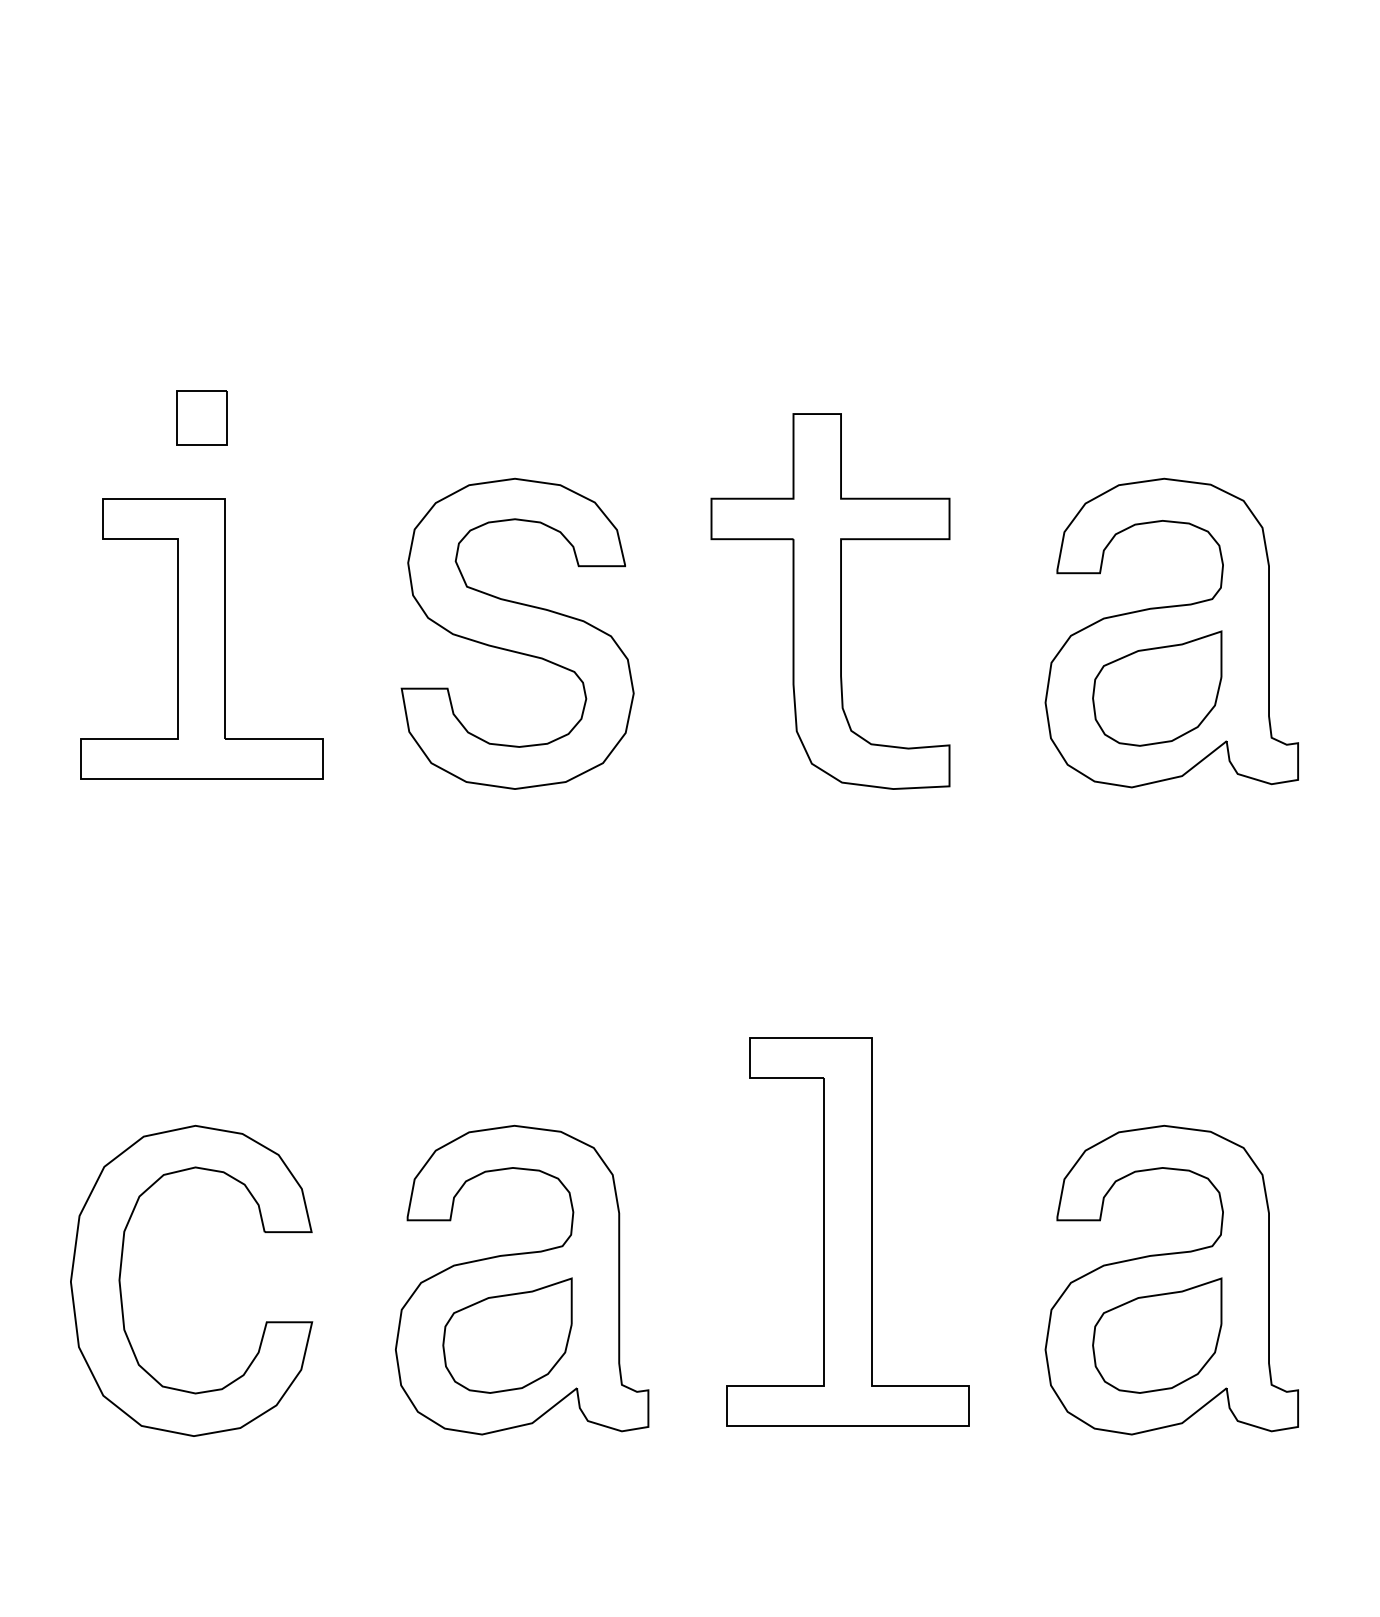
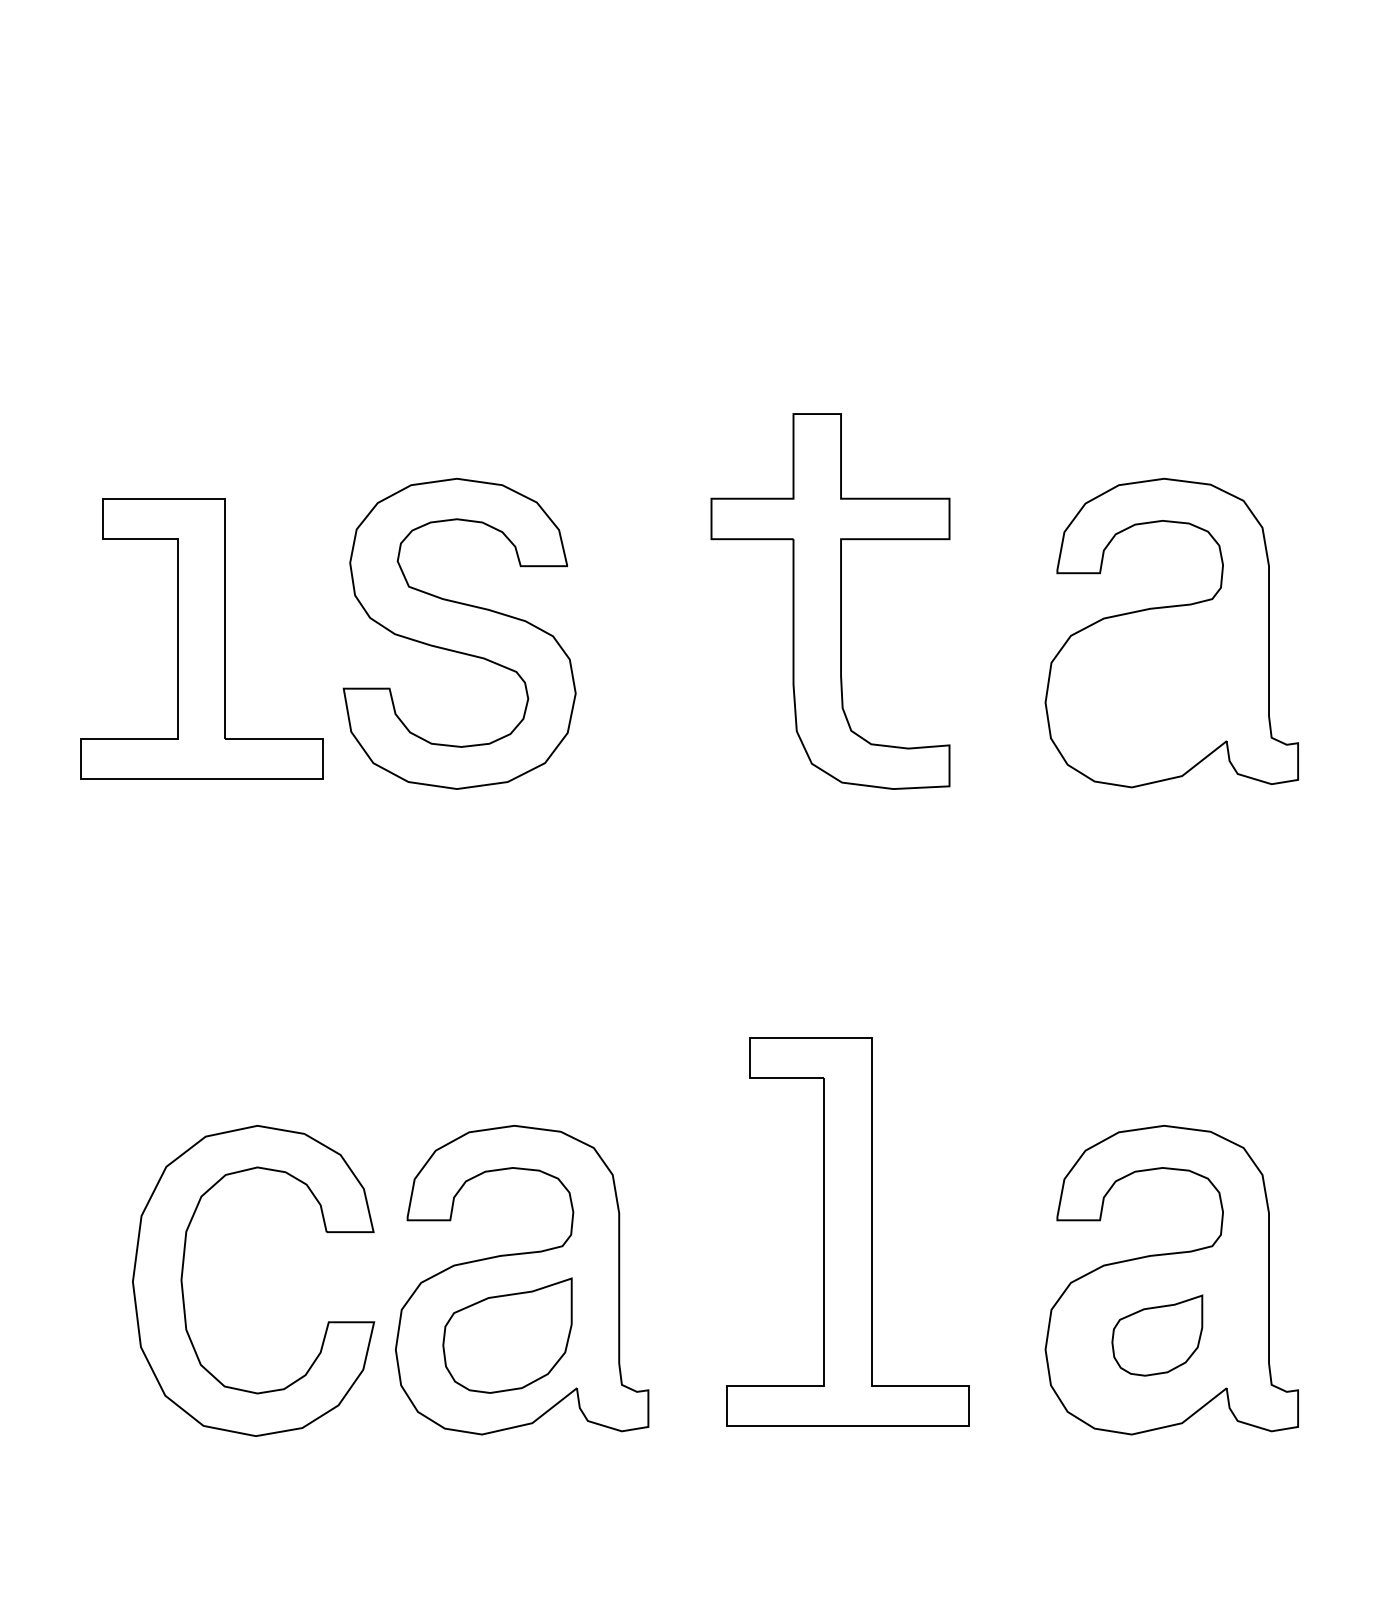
part: present -> none (201, 417)
part position: (517, 633) -> (459, 633) (459, 633)
part: present -> none (1157, 688)
part position: (121, 1287) -> (183, 1287) (183, 1287)
part size: 131x117 px -> 93x83 px (1157, 1335)
